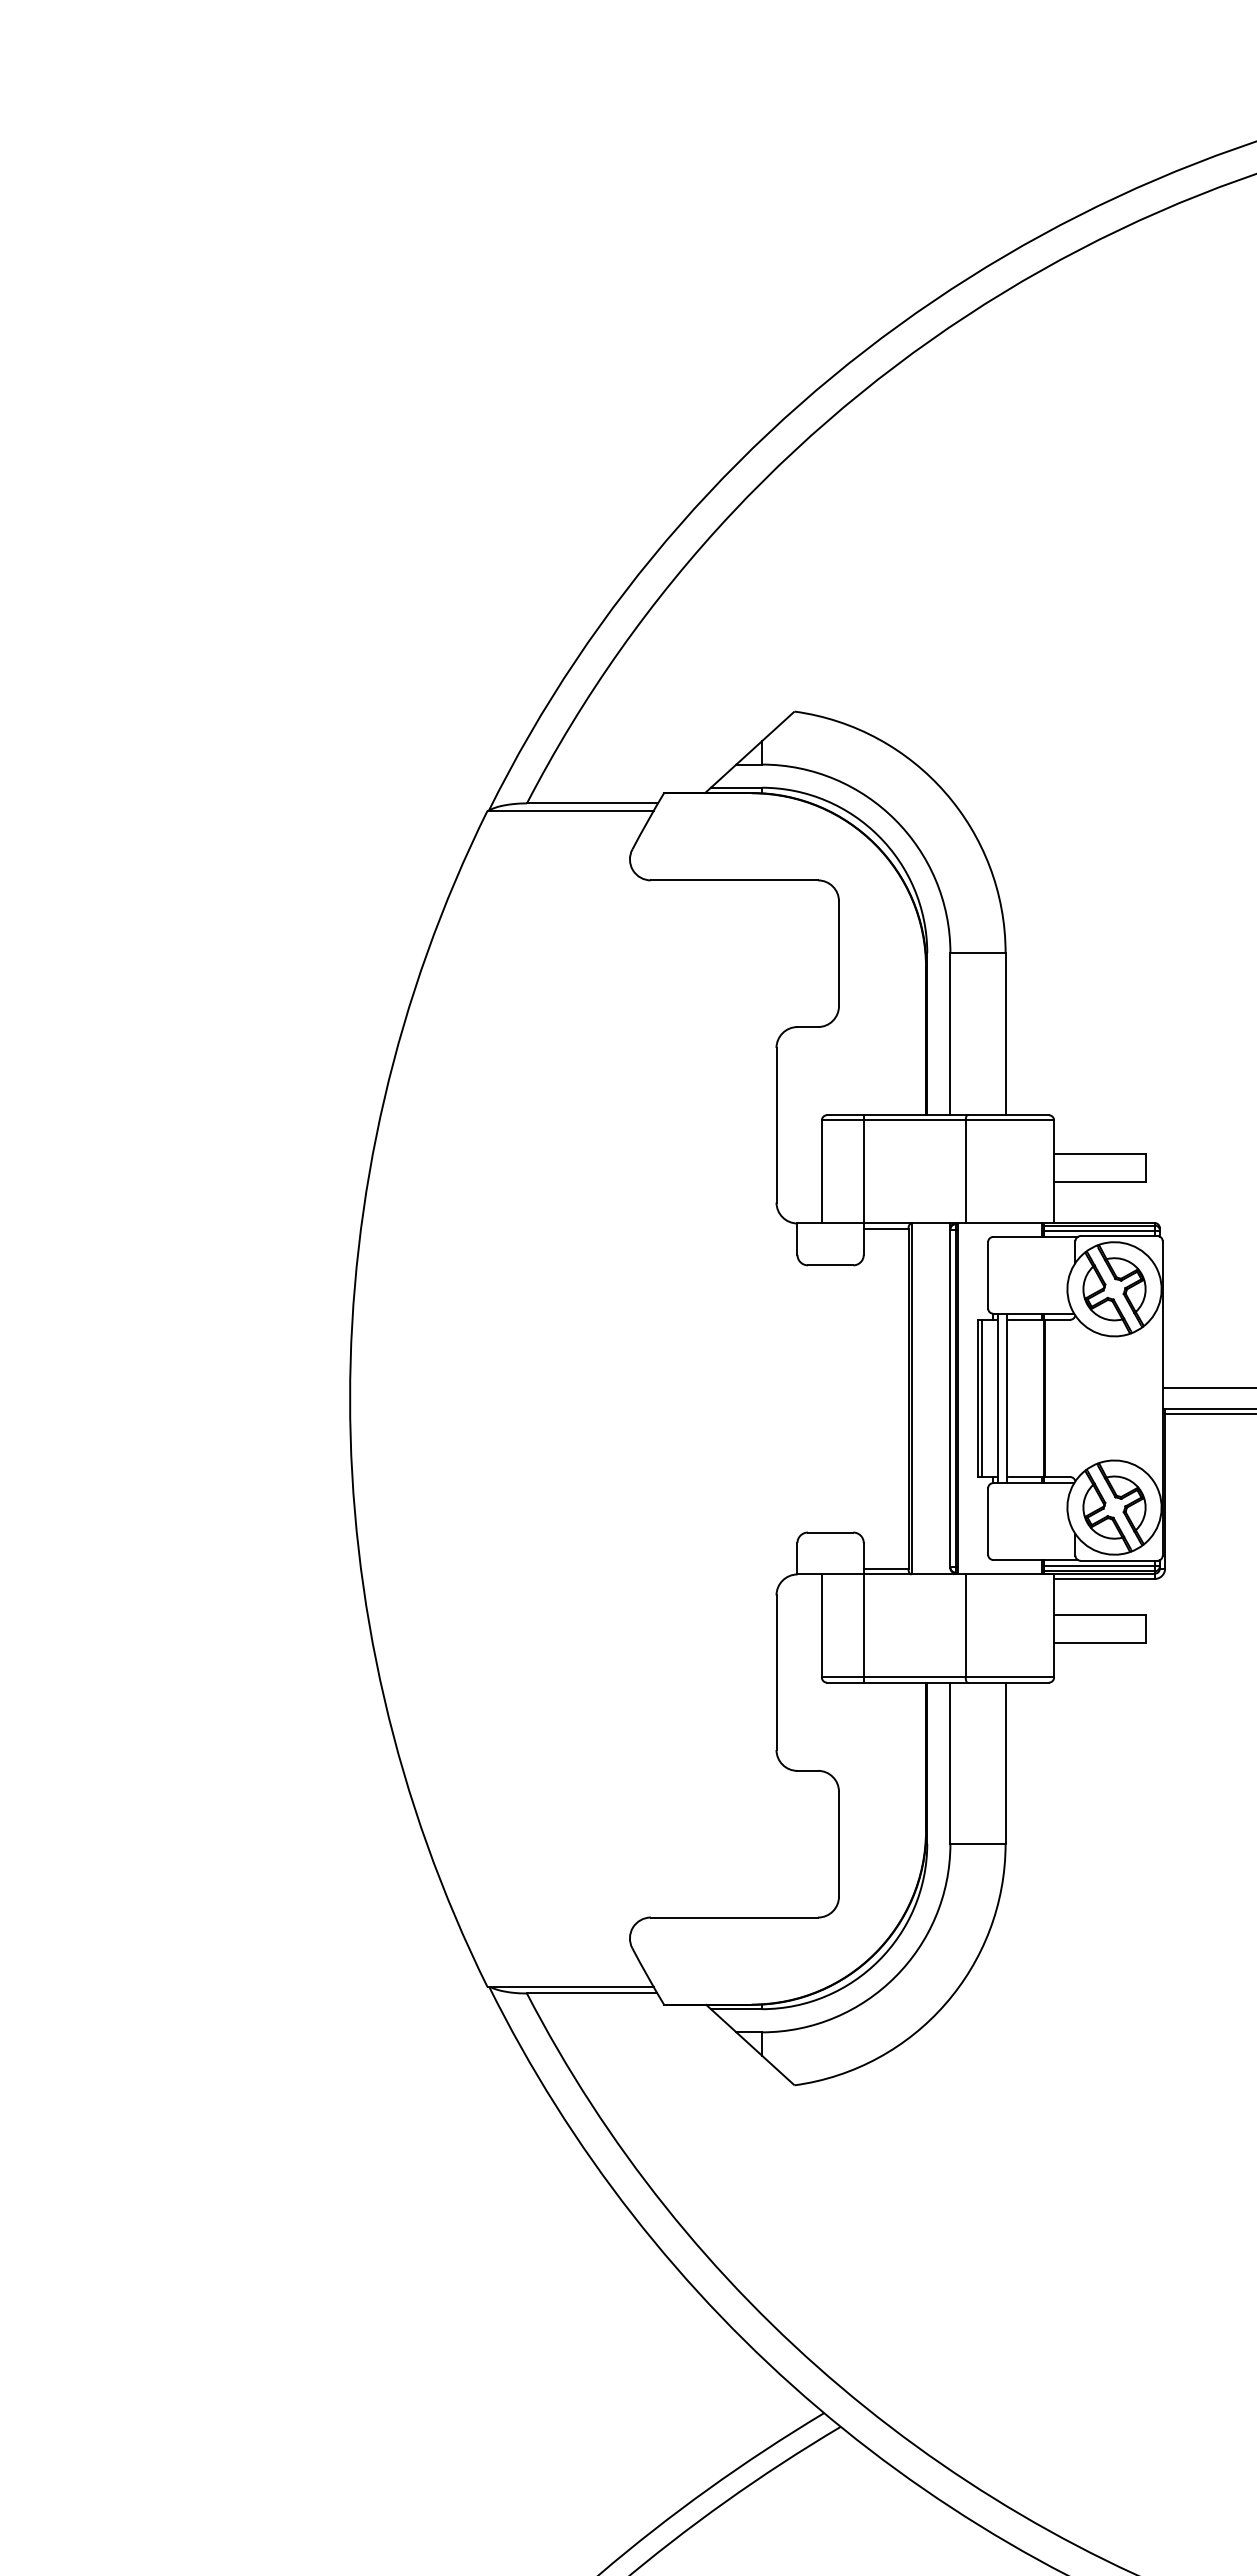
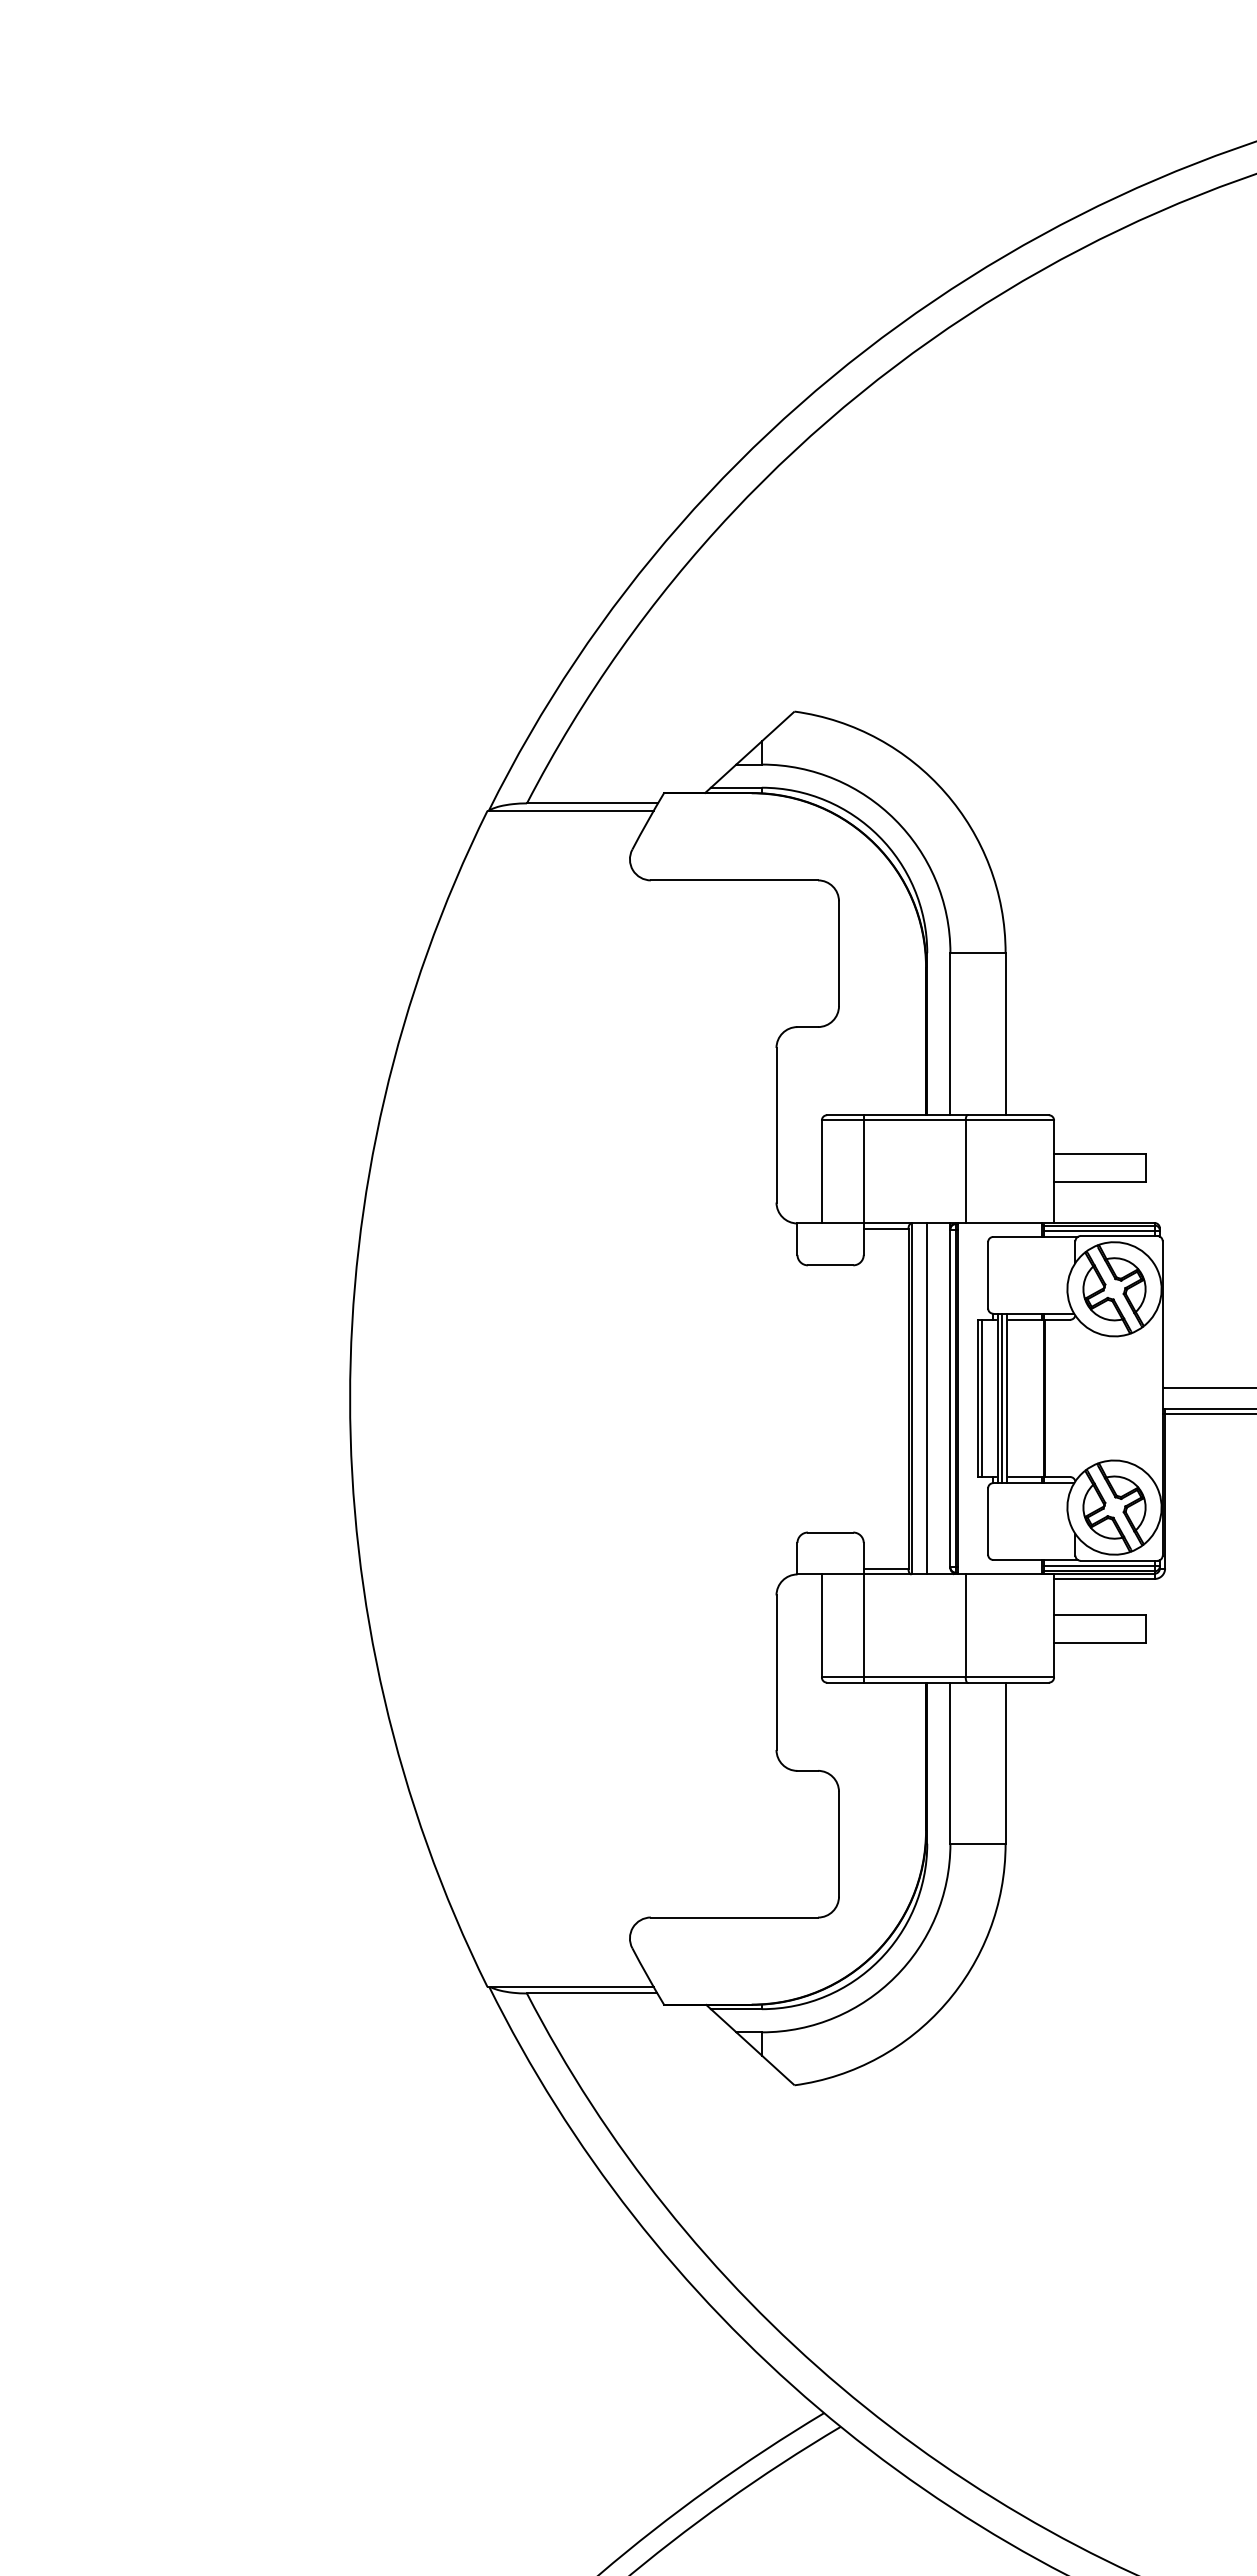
line: none -> present (927, 1398)
line: none -> present (1002, 1398)
